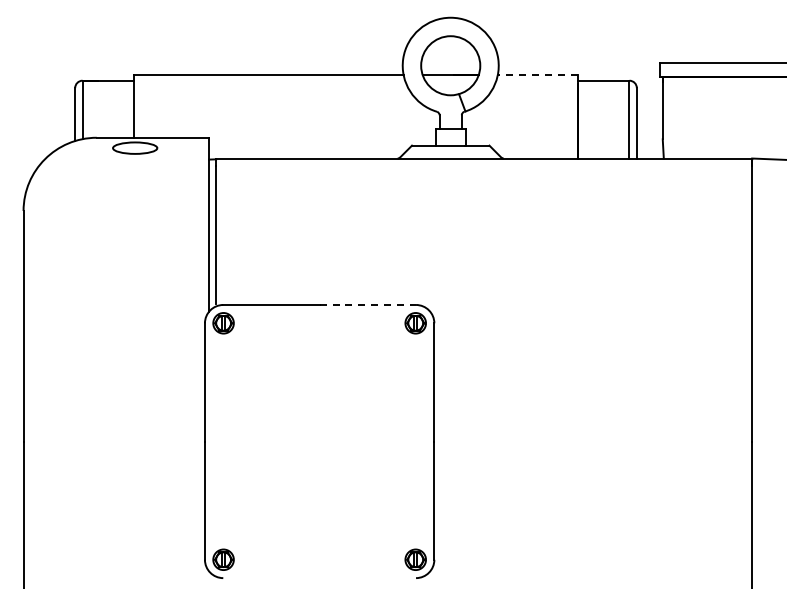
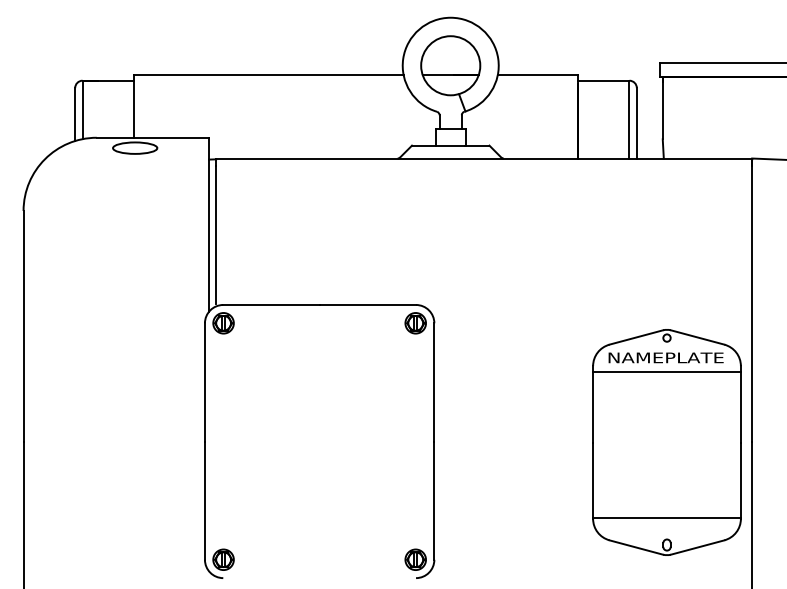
line: dashed -> solid (537, 74)
line: dashed -> solid (368, 304)
part: none -> present (666, 442)
